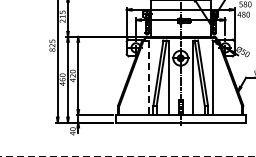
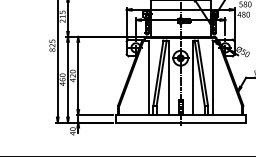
line: dashed -> solid (148, 78)
line: dashed -> solid (128, 156)
